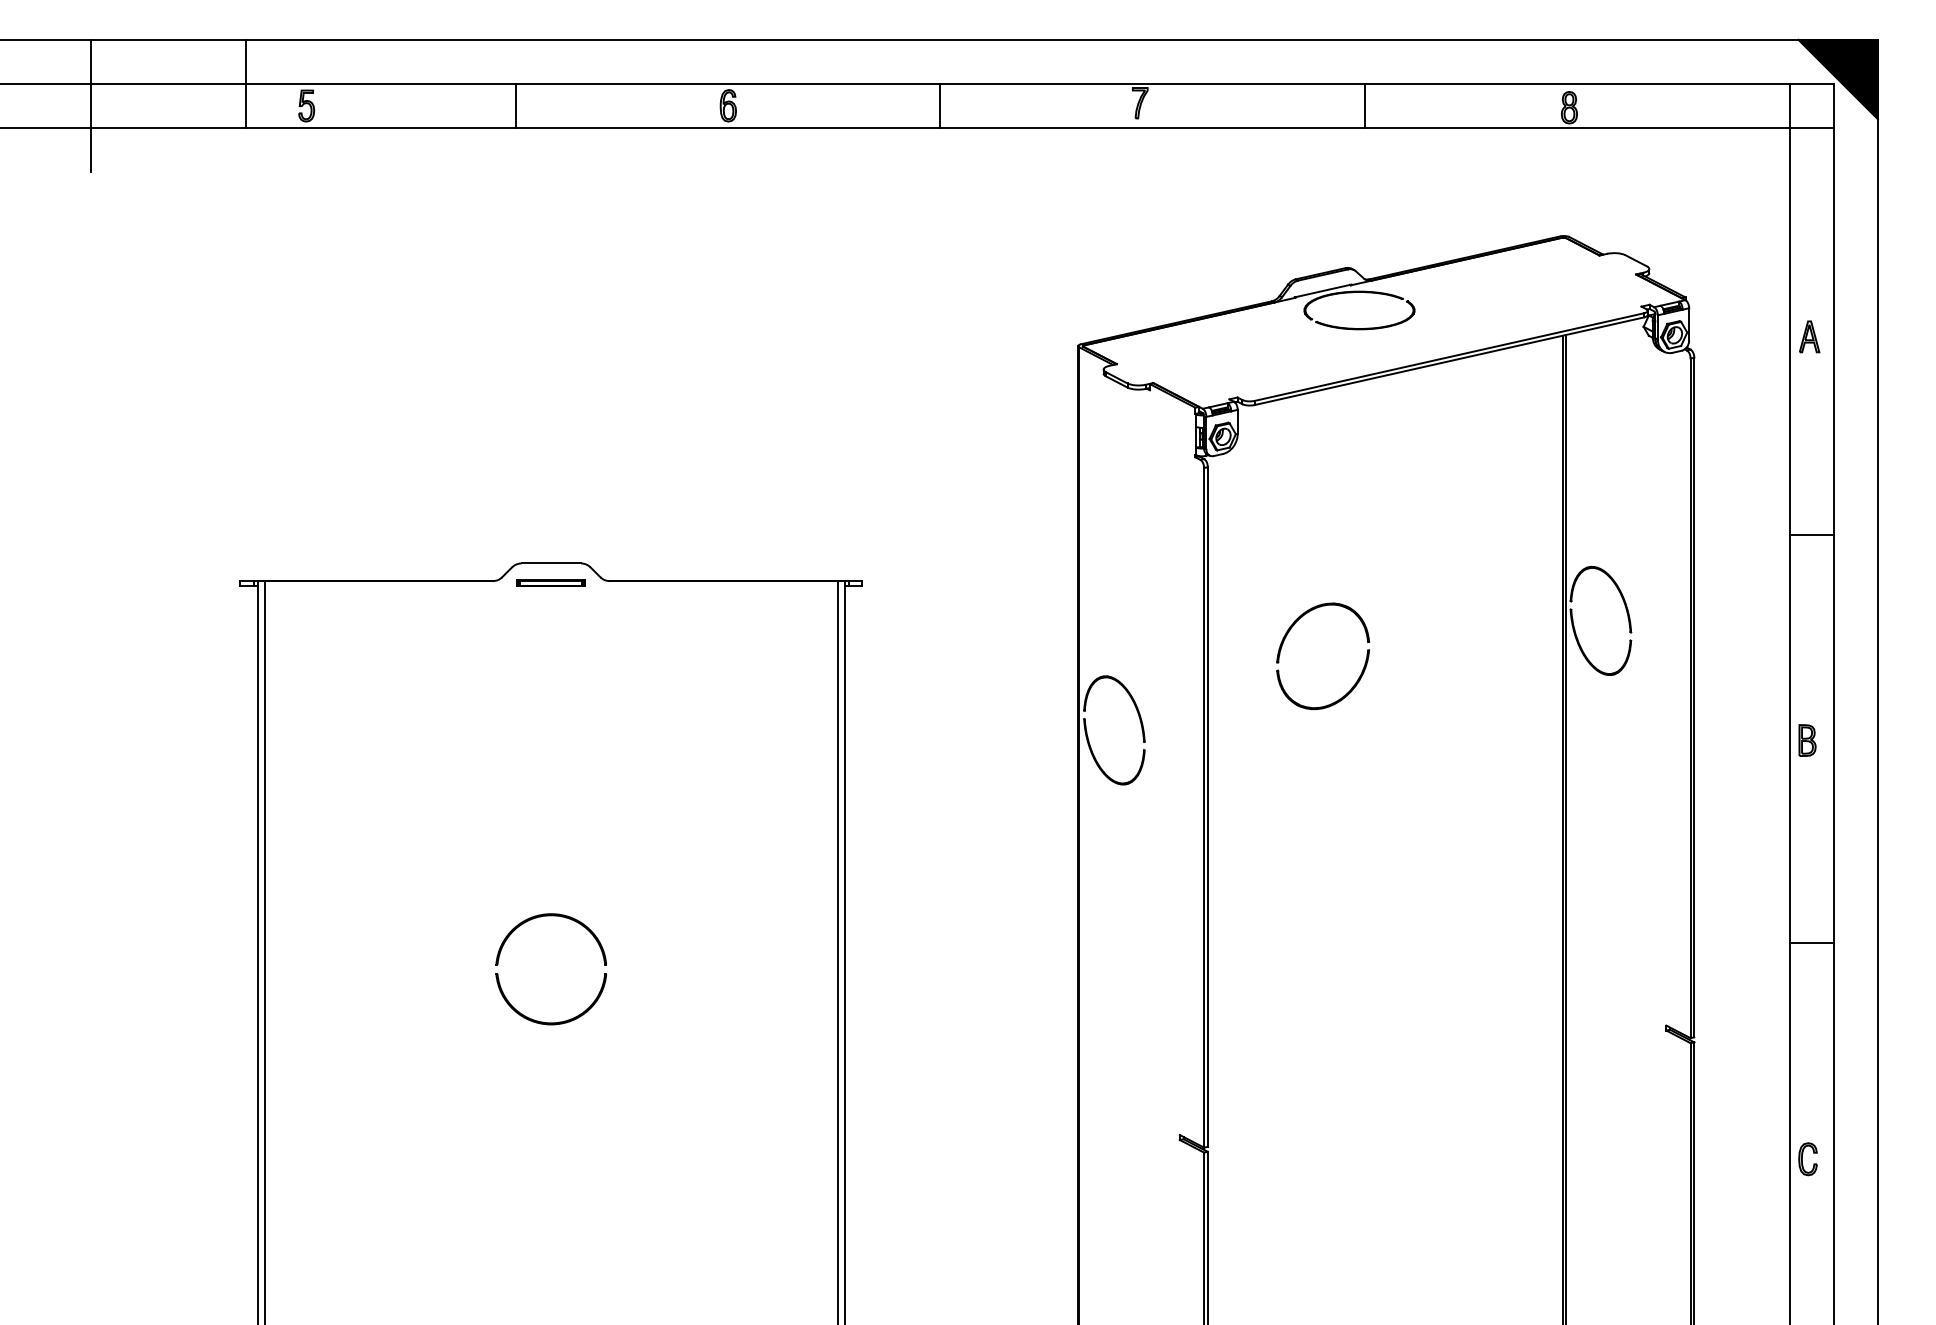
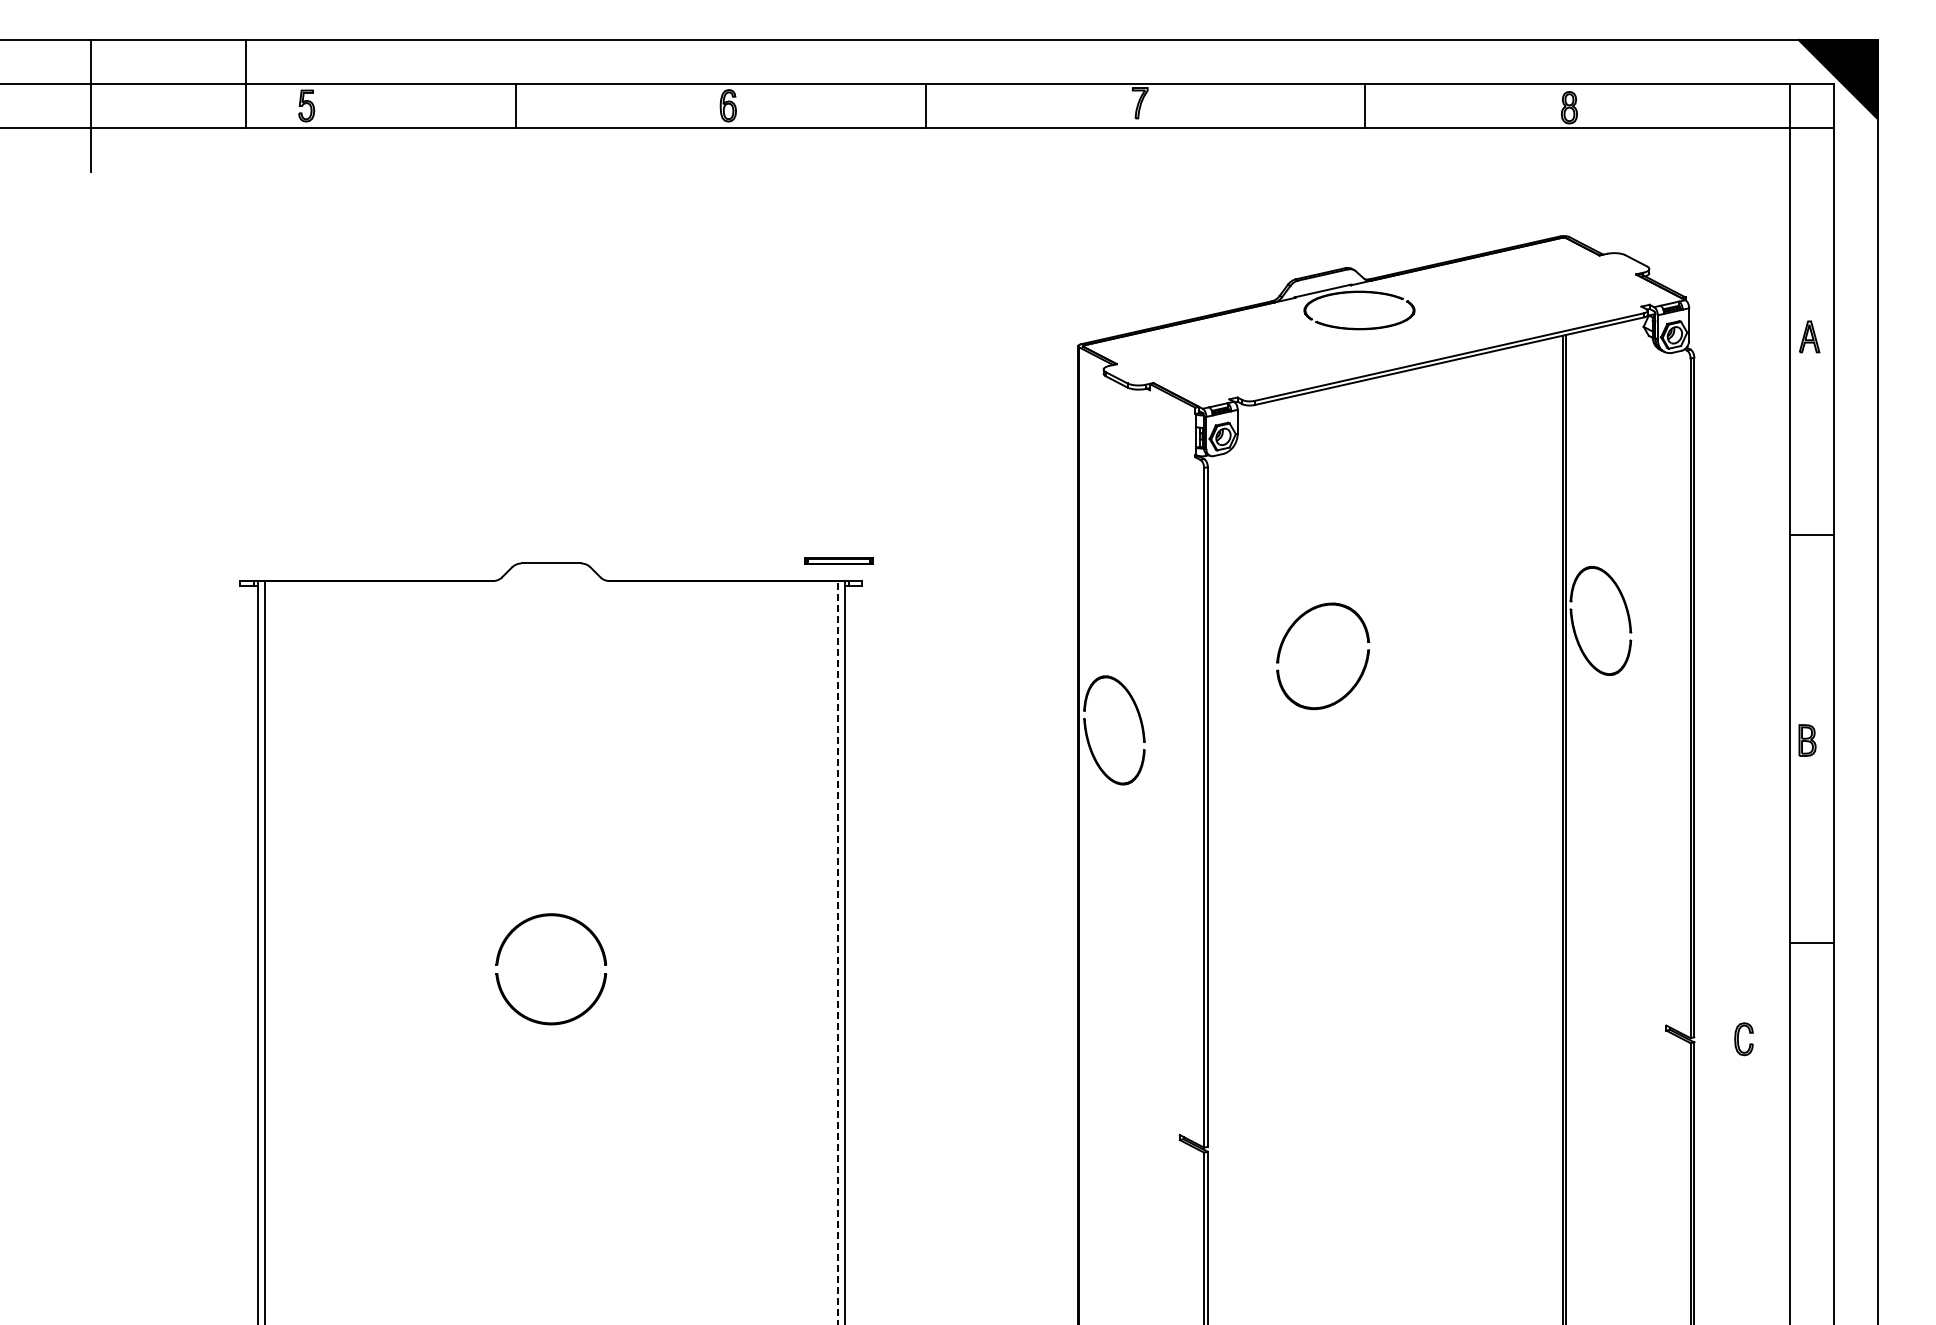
line position: (940, 105) -> (926, 105) (926, 105)
part position: (550, 582) -> (838, 560) (838, 560)
line: solid -> dashed (838, 952)
part position: (1807, 1159) -> (1743, 1039) (1743, 1039)
